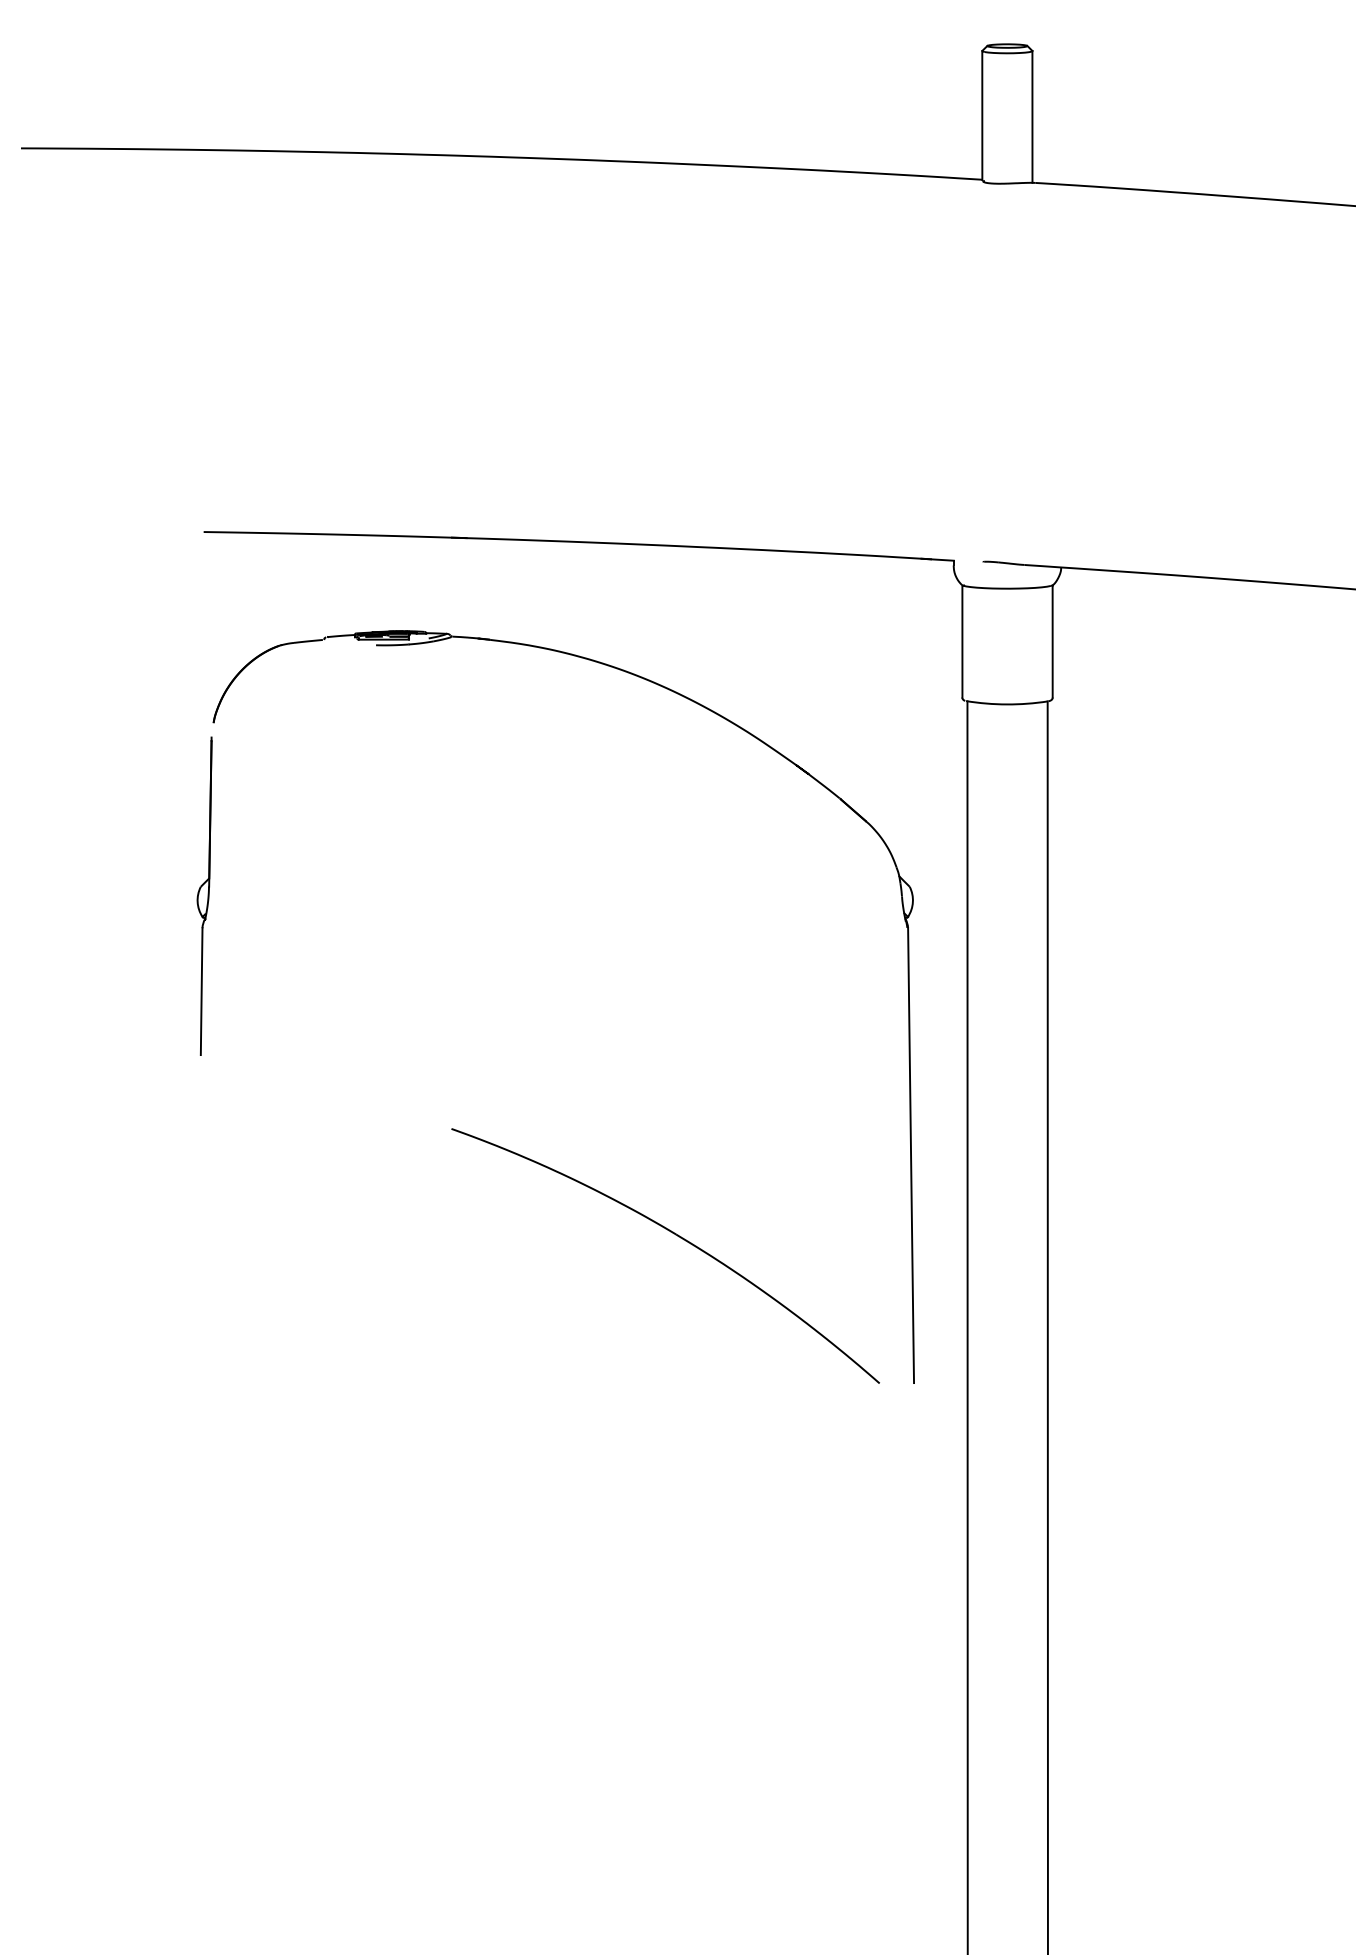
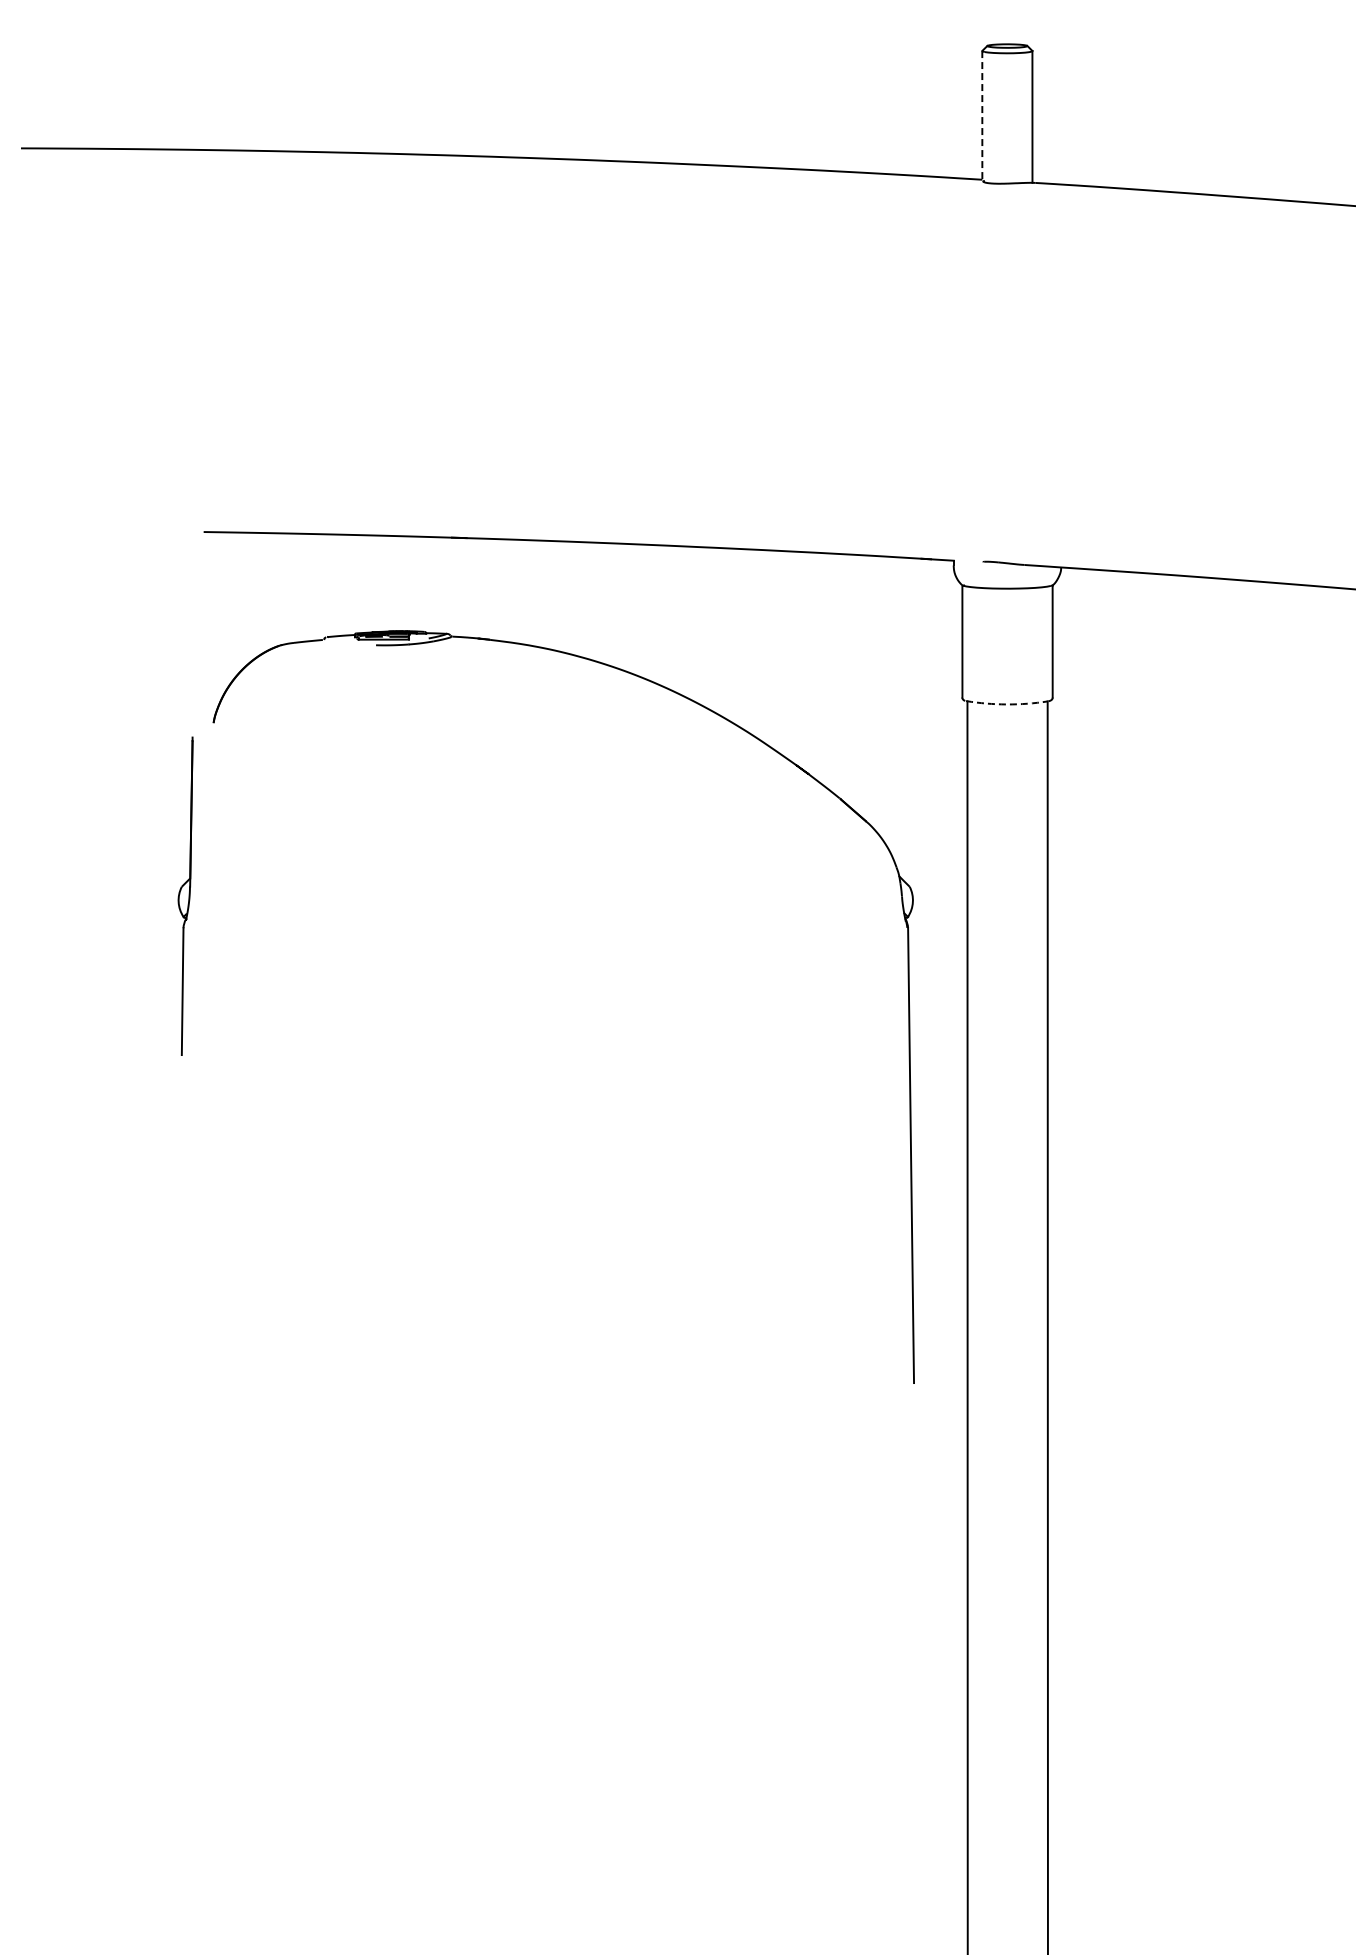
line: solid -> dashed (982, 115)
arc: solid -> dashed (1006, 704)
part position: (204, 895) -> (185, 895) (185, 895)
part: present -> none (675, 1235)
